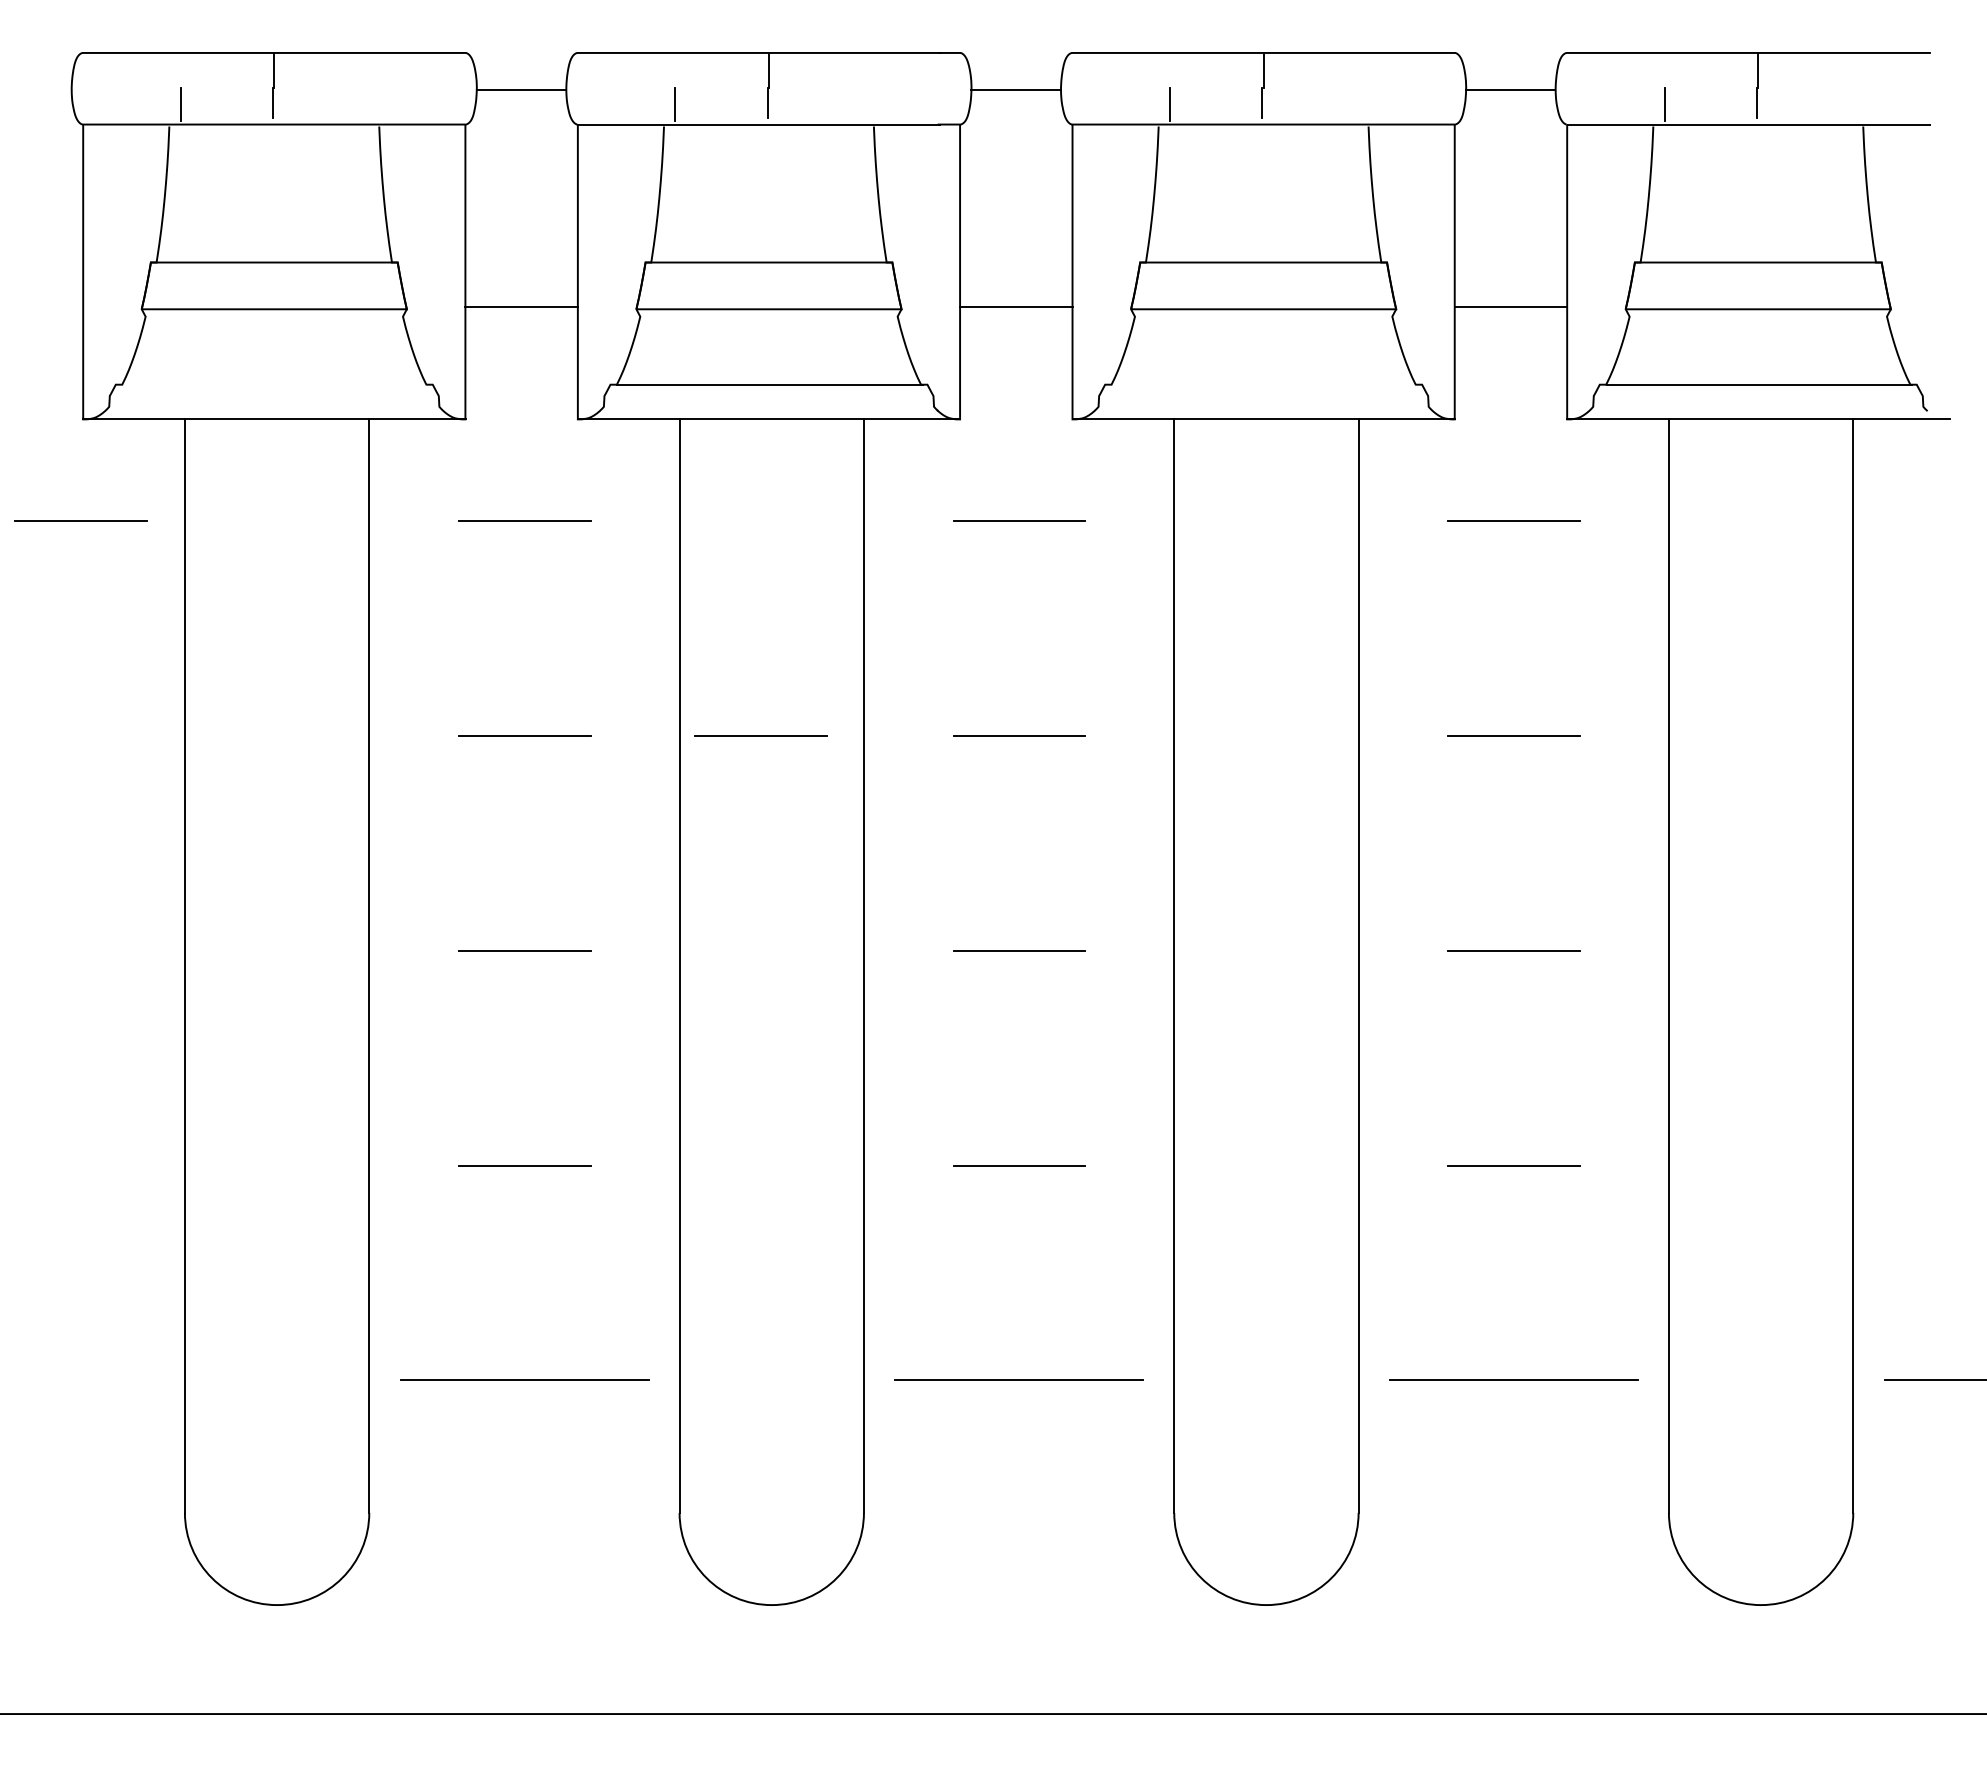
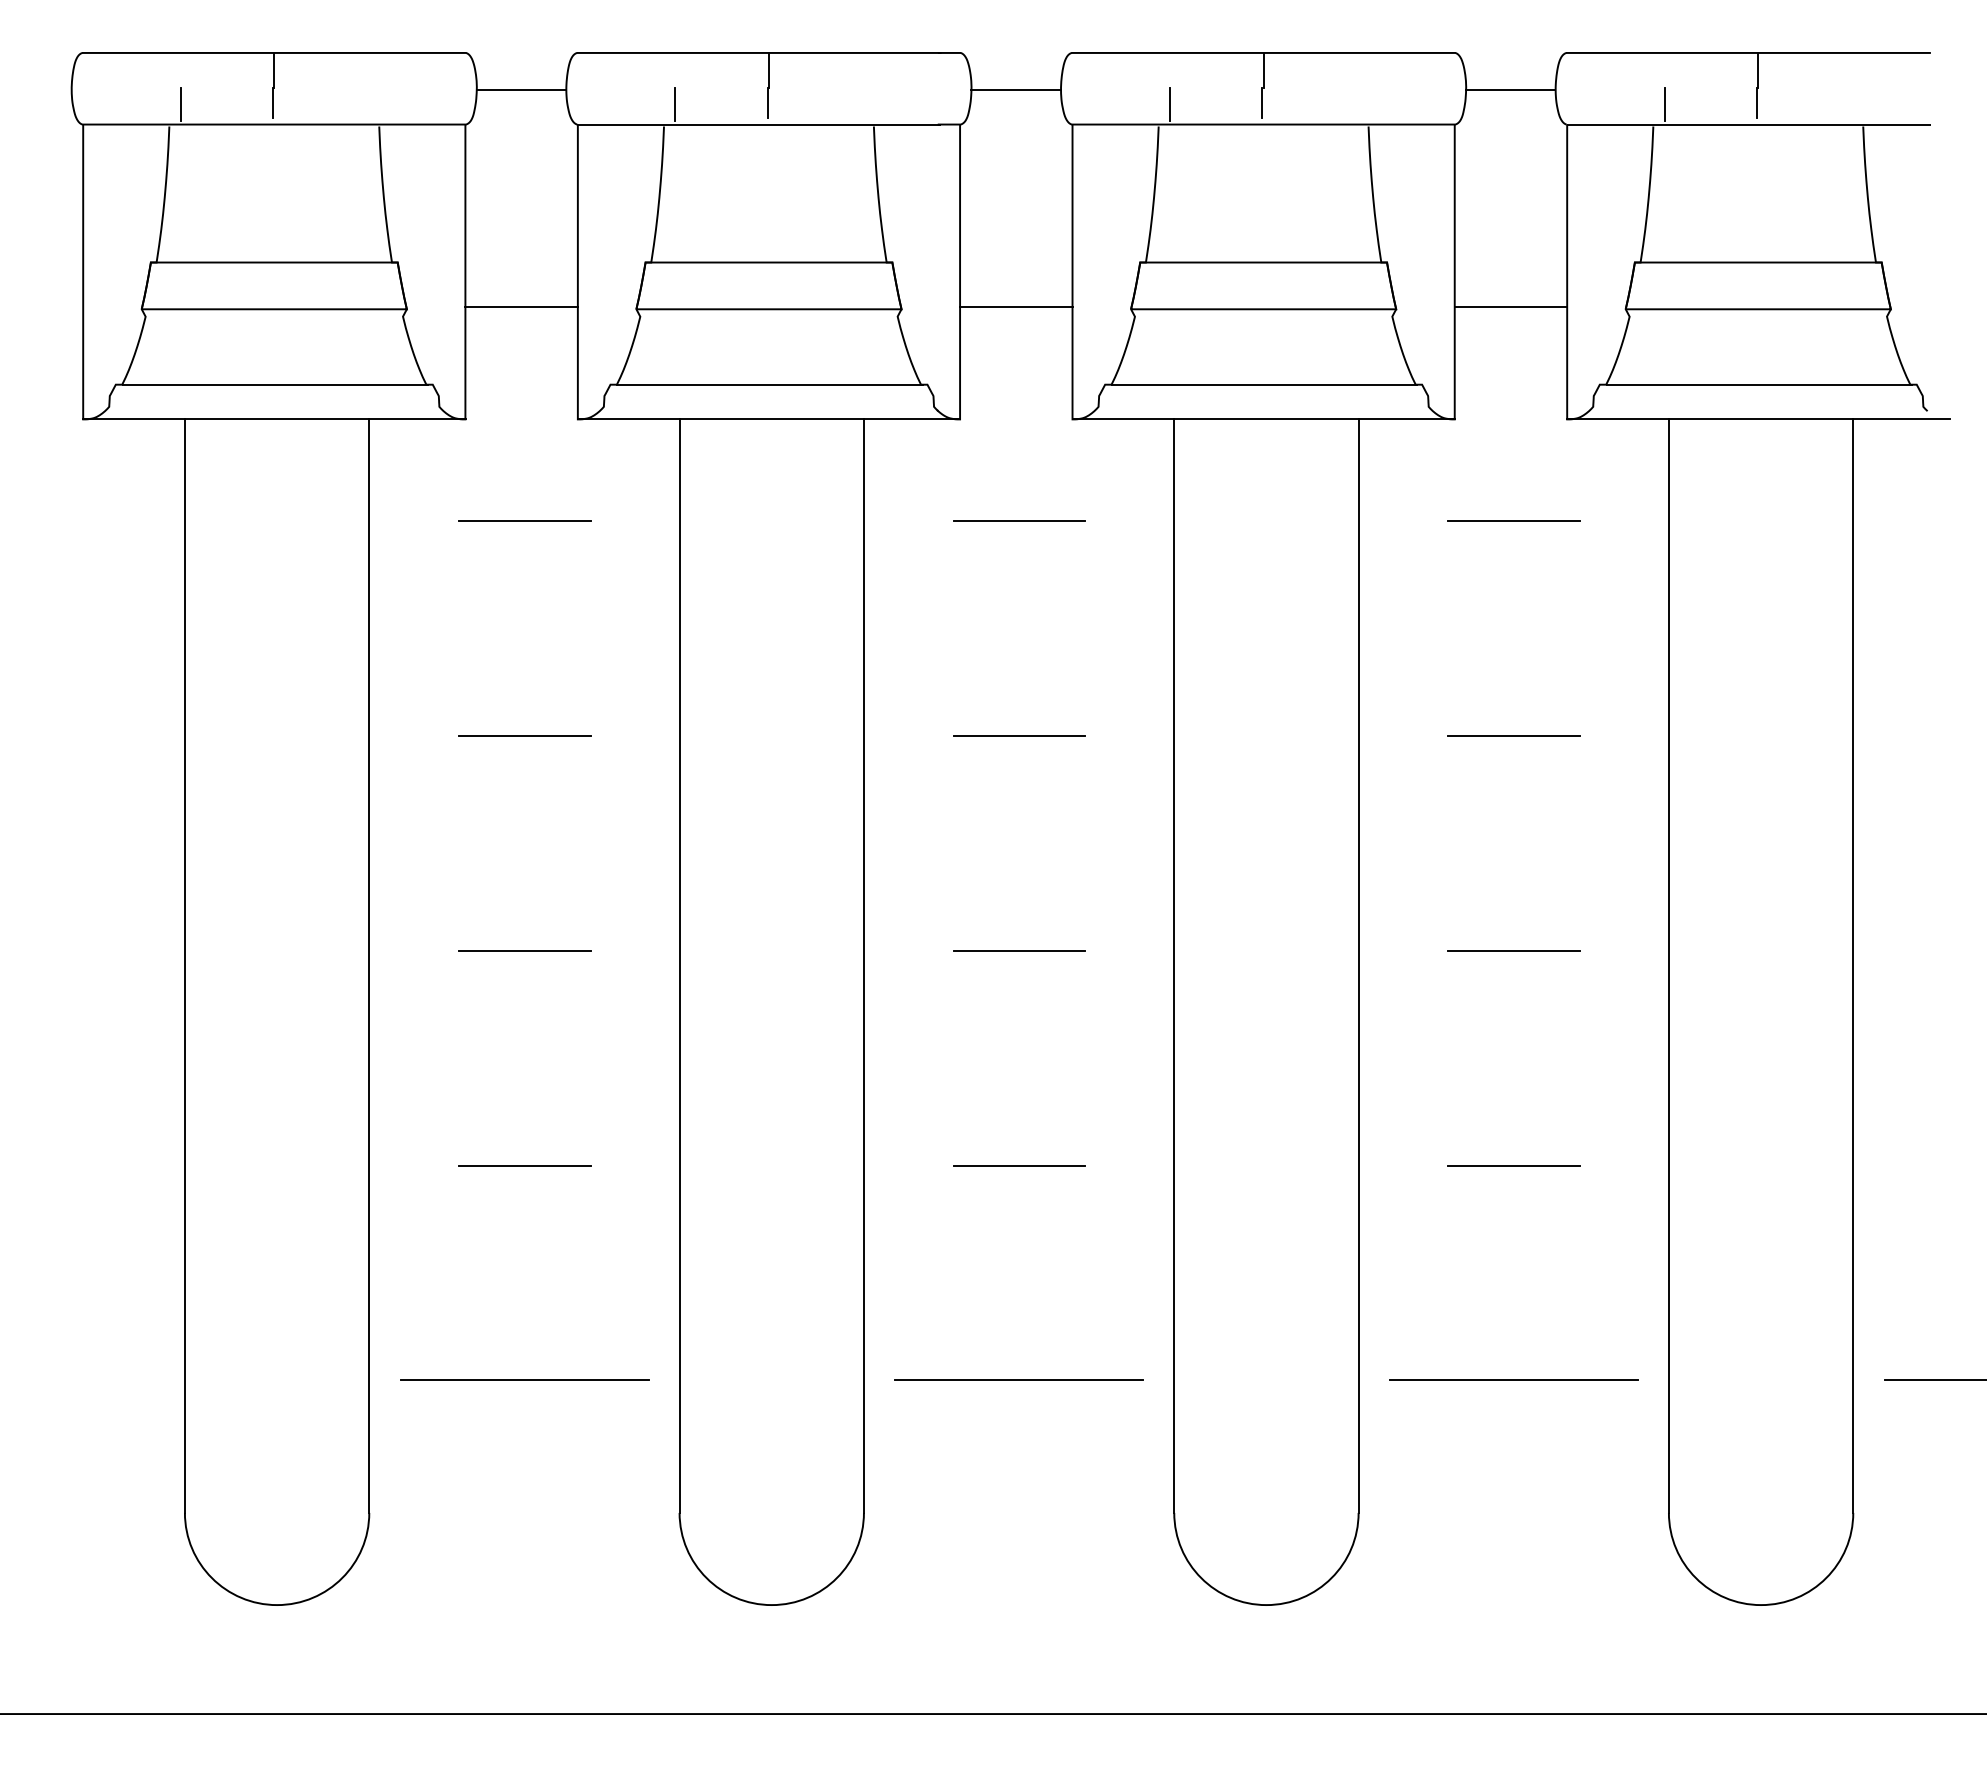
line: none -> present (274, 384)
line: none -> present (1264, 384)
line: present -> none (80, 520)
line: present -> none (760, 735)
